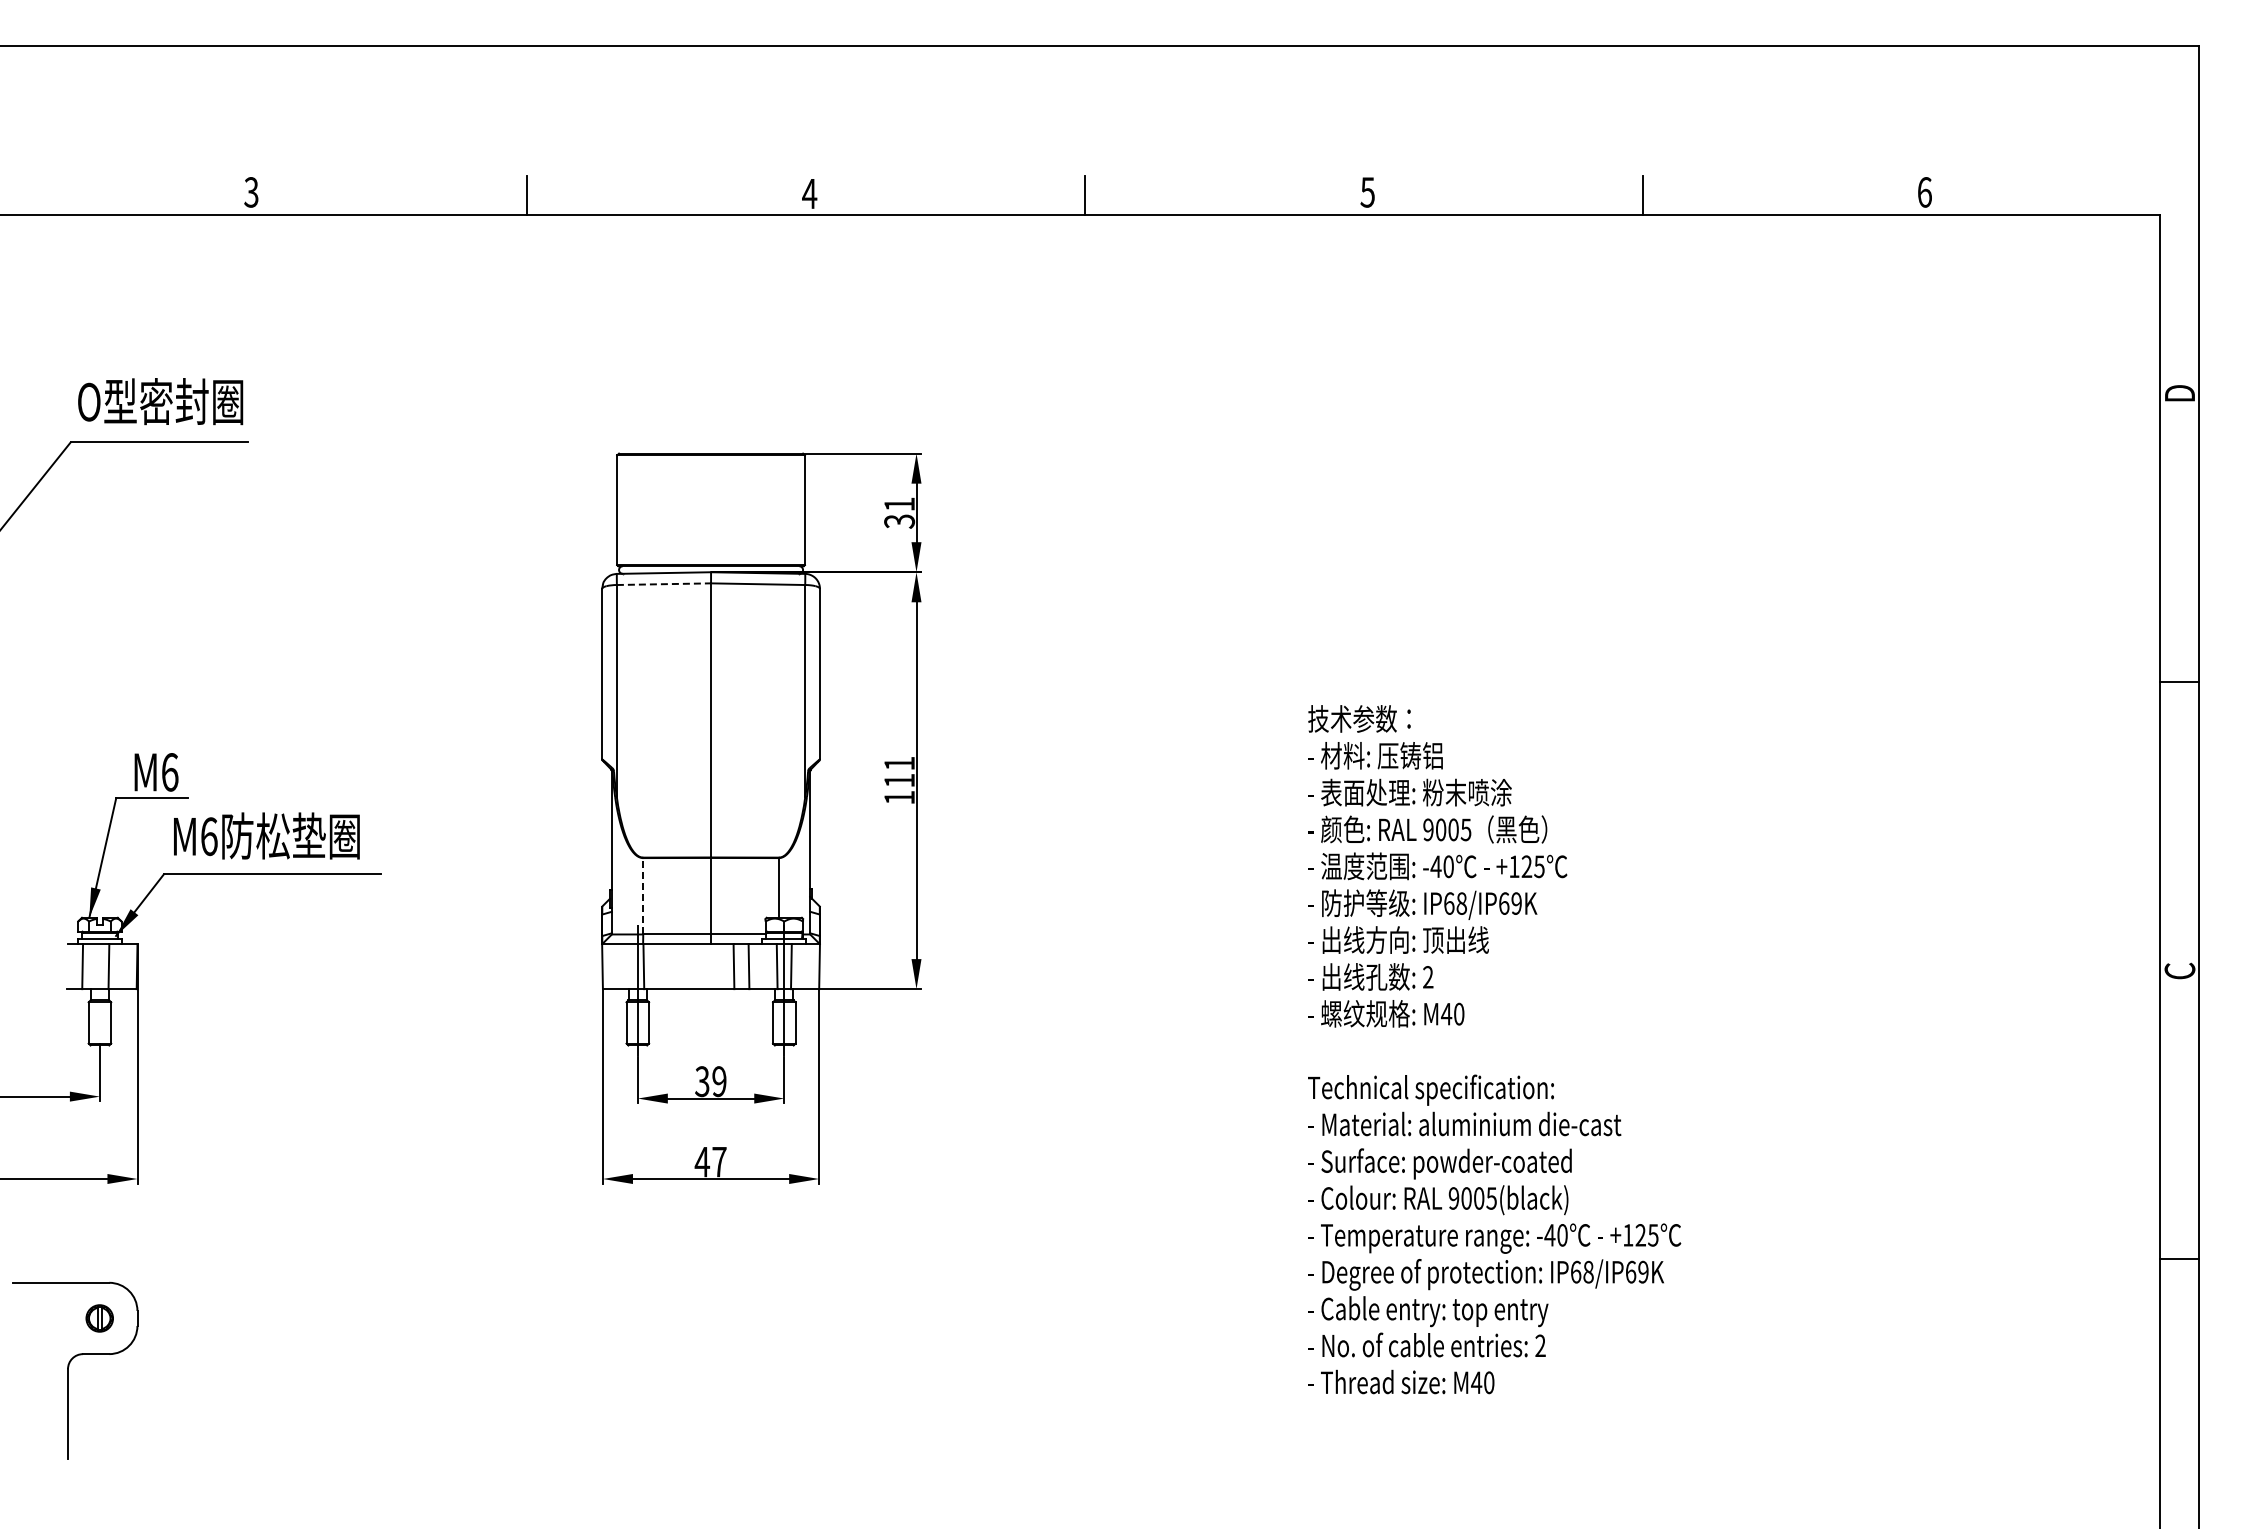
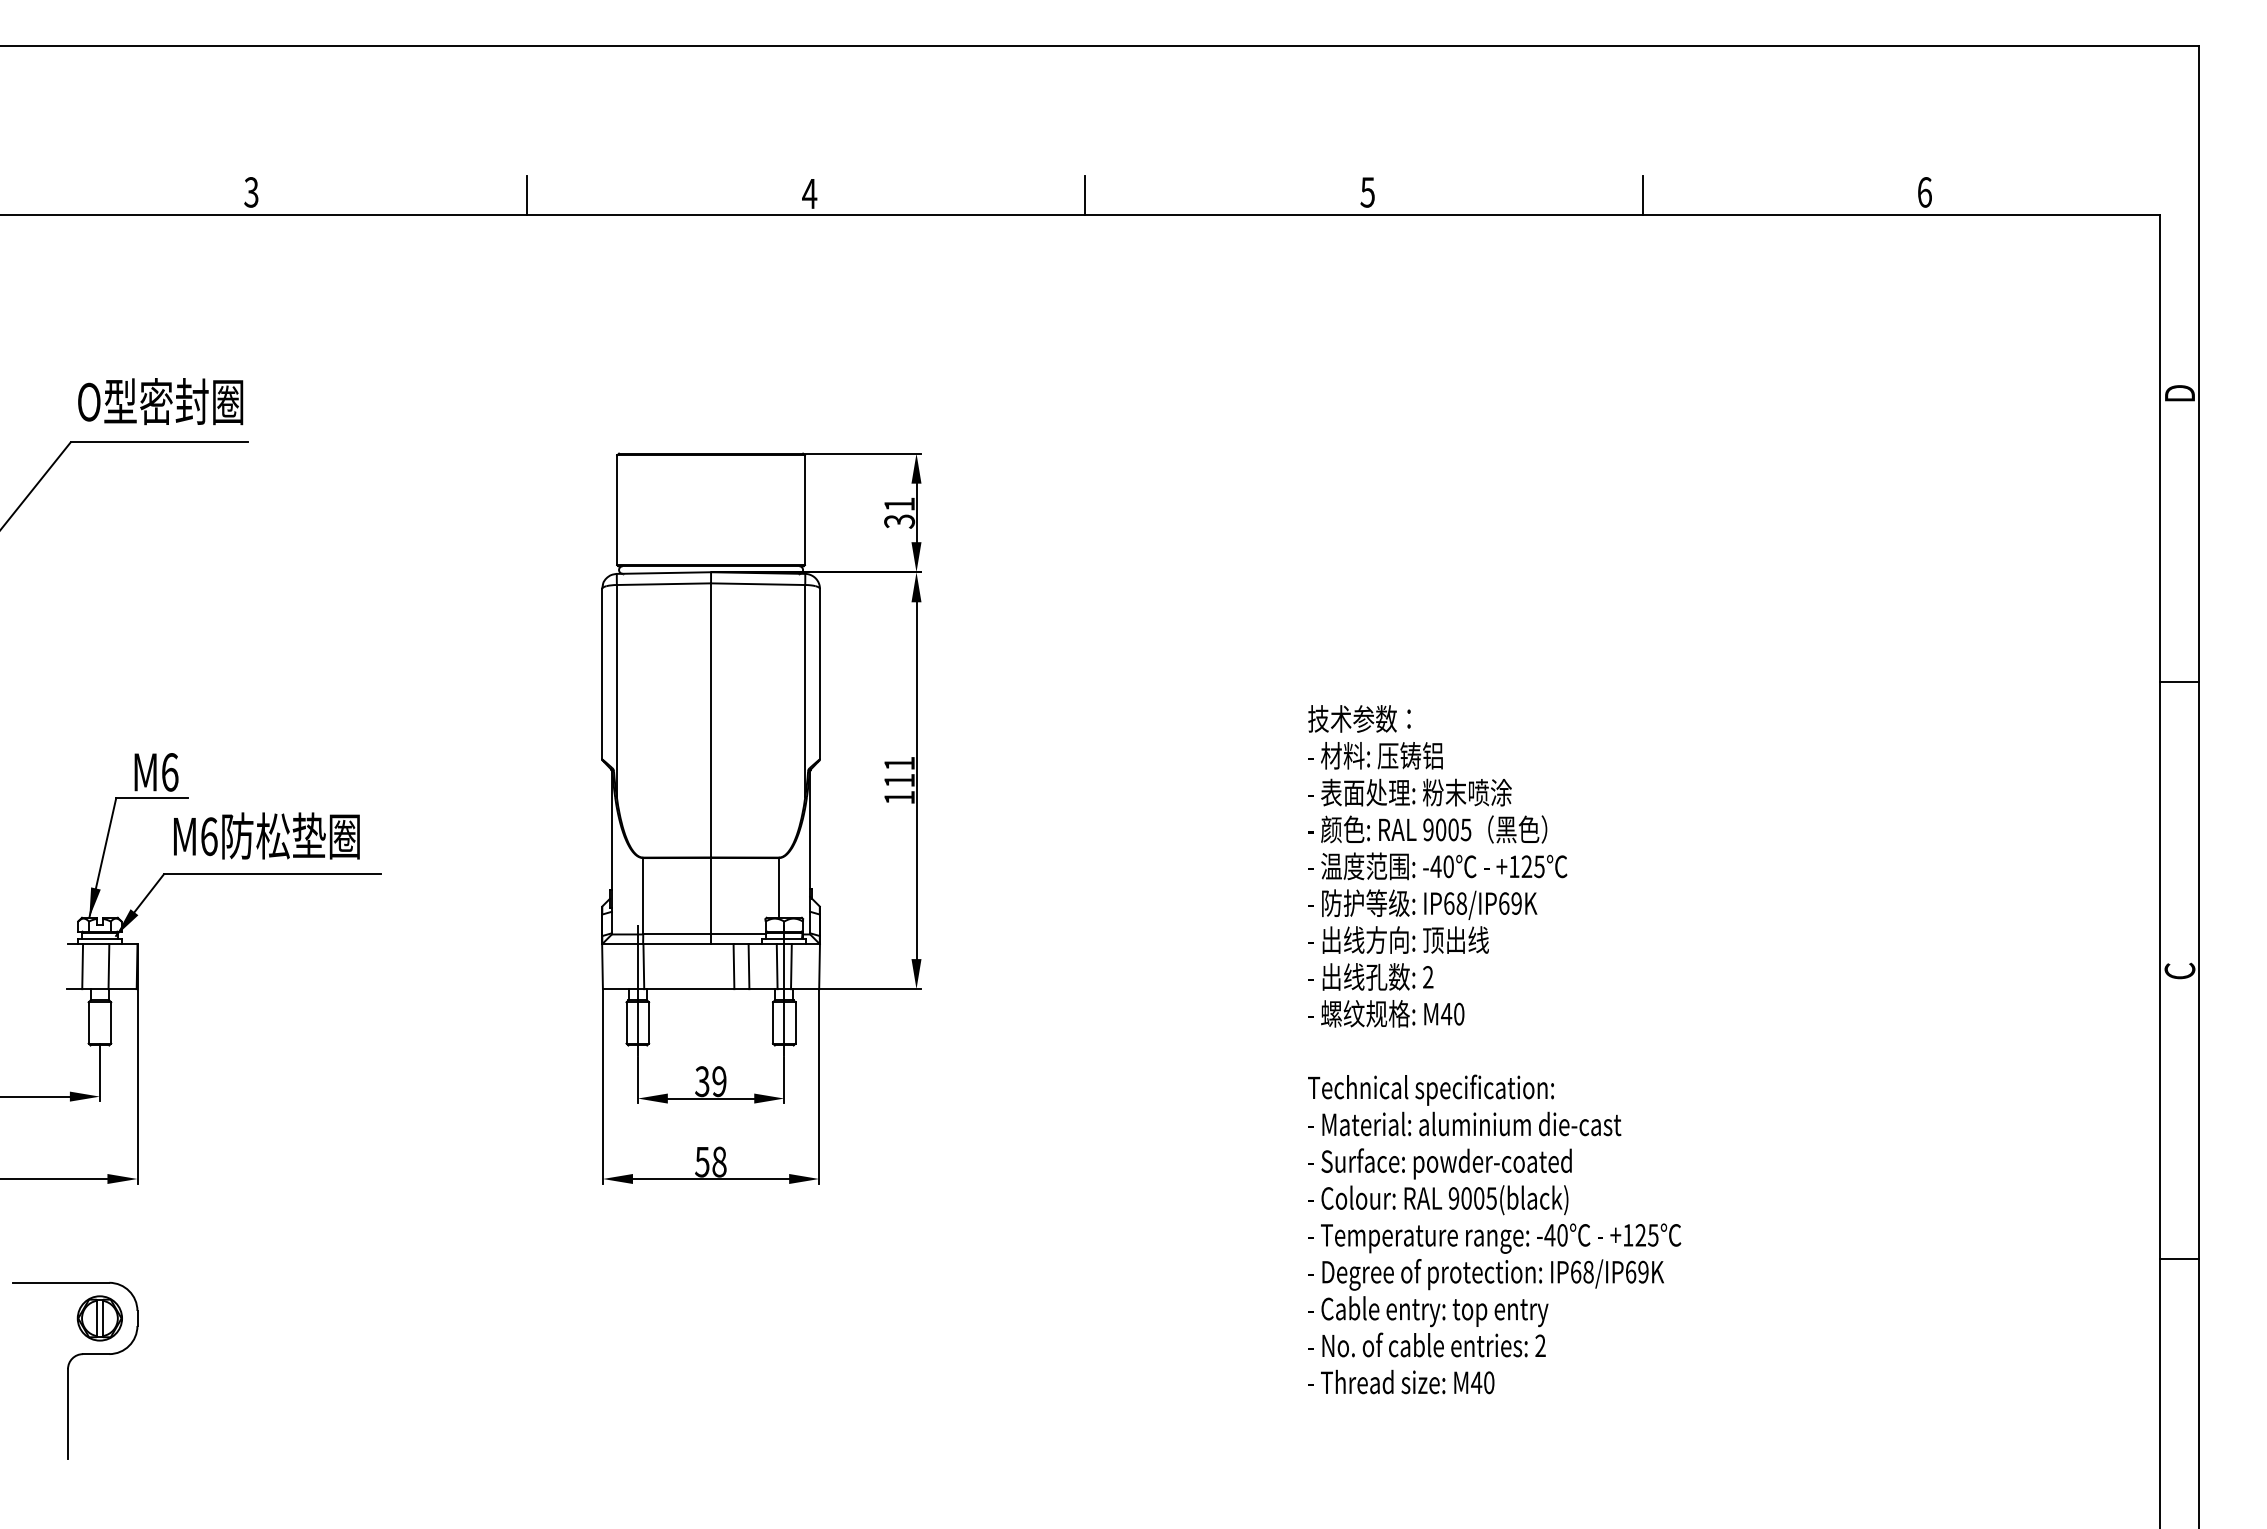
line: dashed -> solid (664, 584)
line: dashed -> solid (643, 895)
text: 47 -> 58 (710, 1161)
part size: 29x29 px -> 47x47 px (99, 1318)
